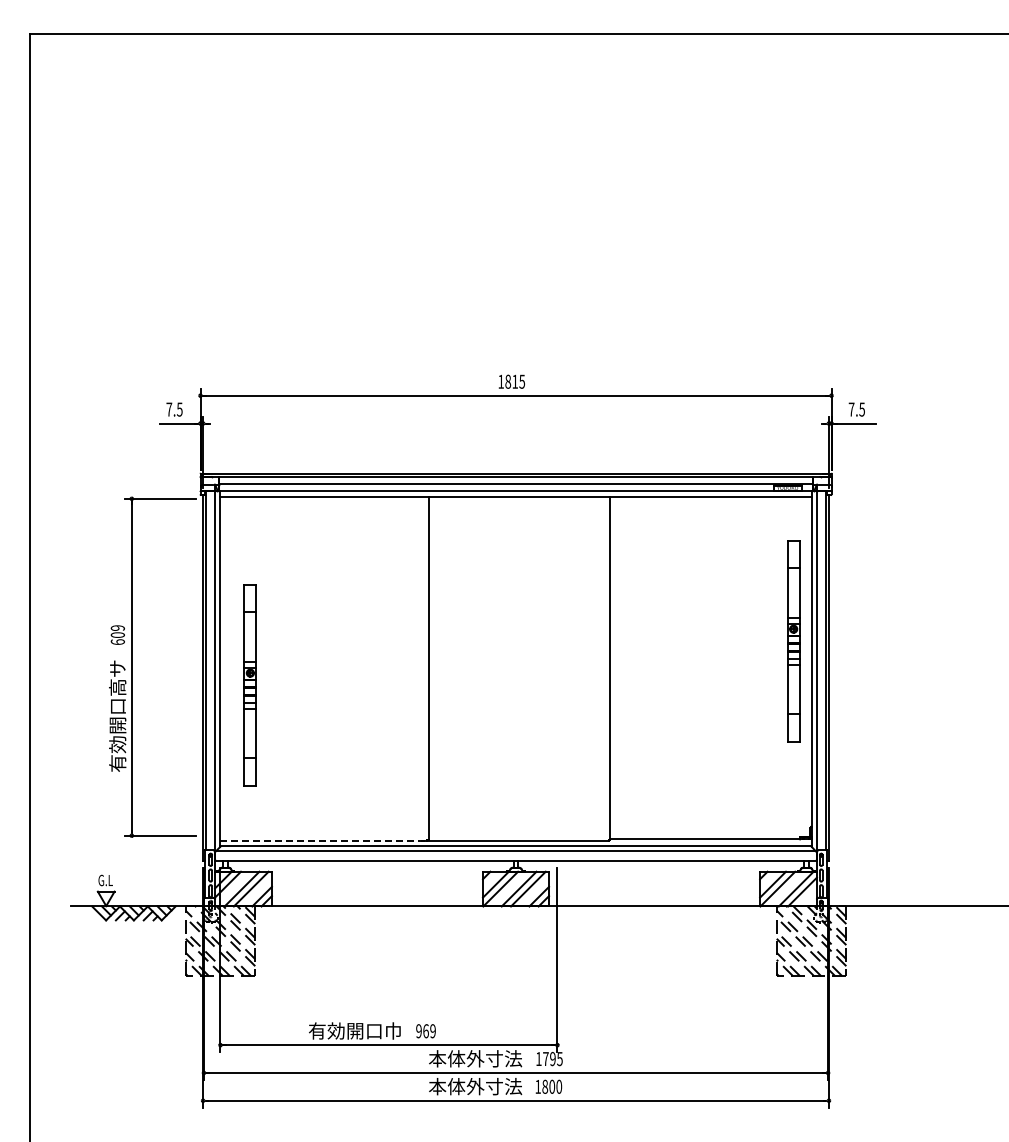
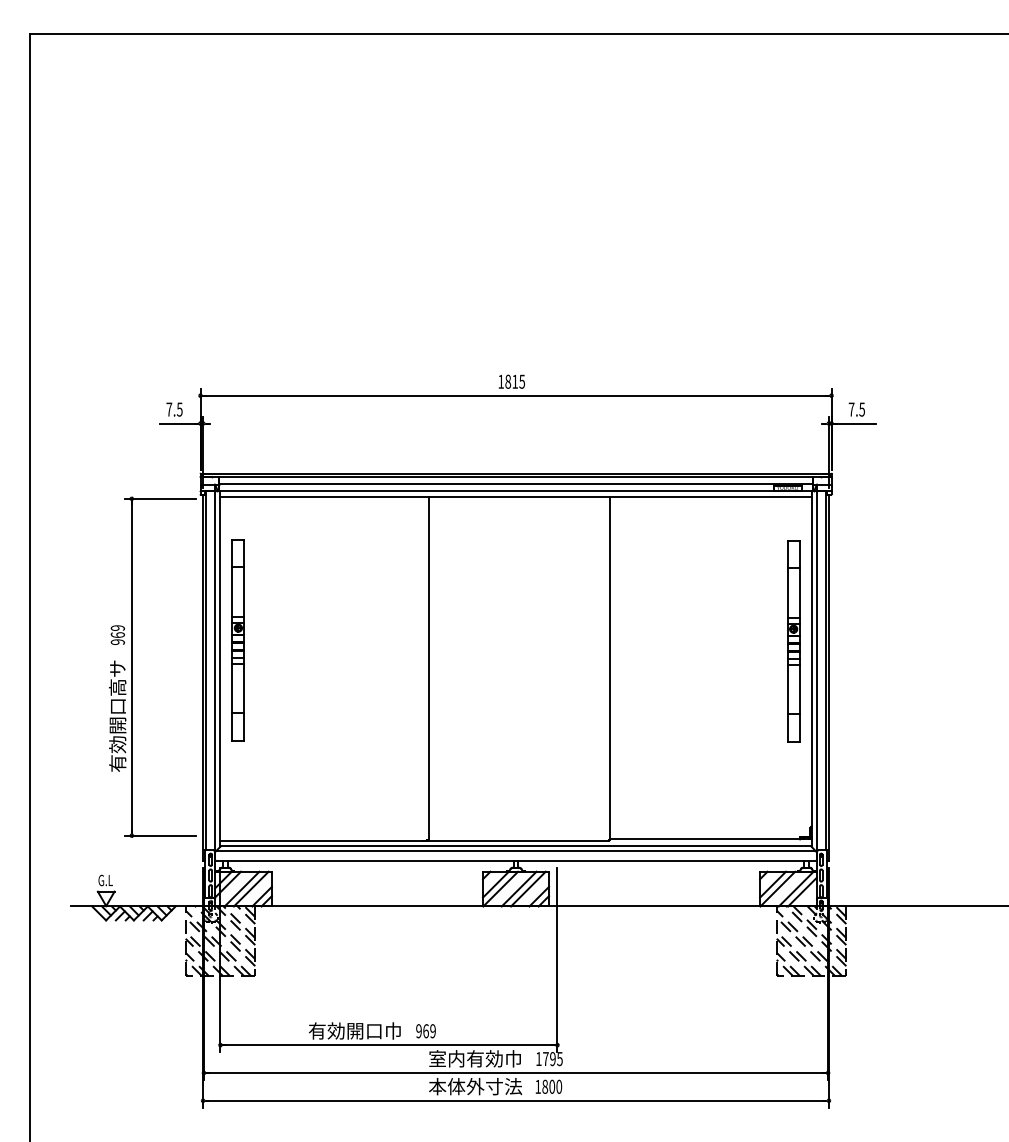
text: 609 -> 969 (117, 638)
part position: (249, 685) -> (237, 640) (237, 640)
line: dashed -> solid (323, 840)
text: 本体外寸法 -> 室内有効巾 (475, 1058)
